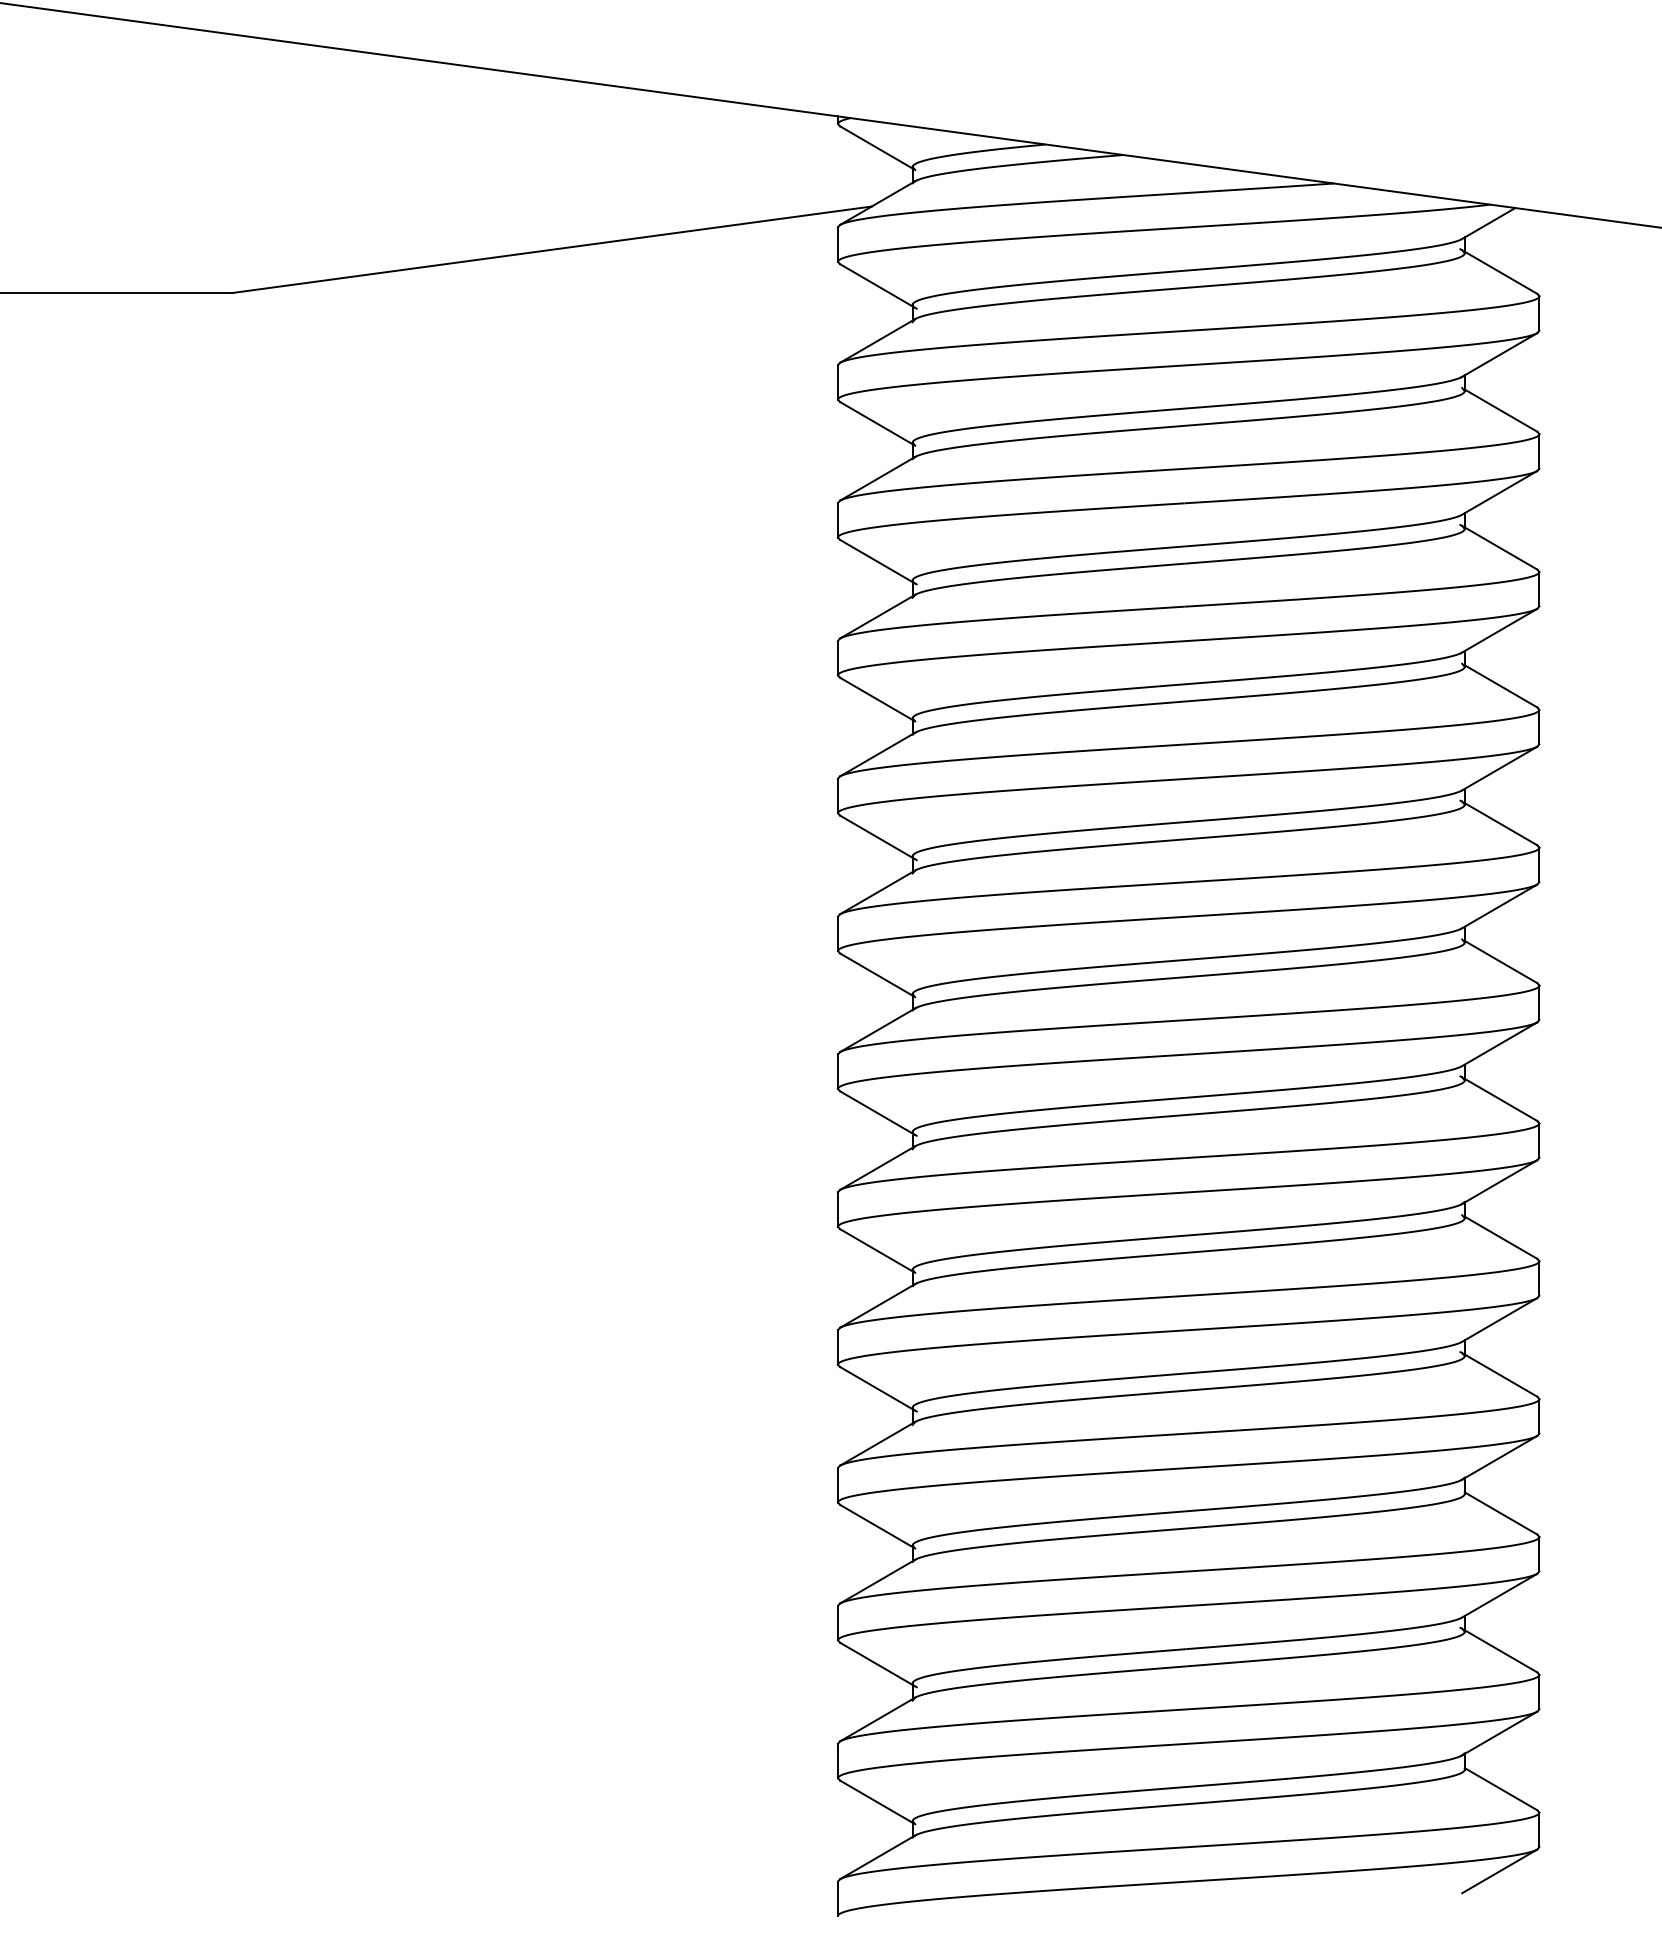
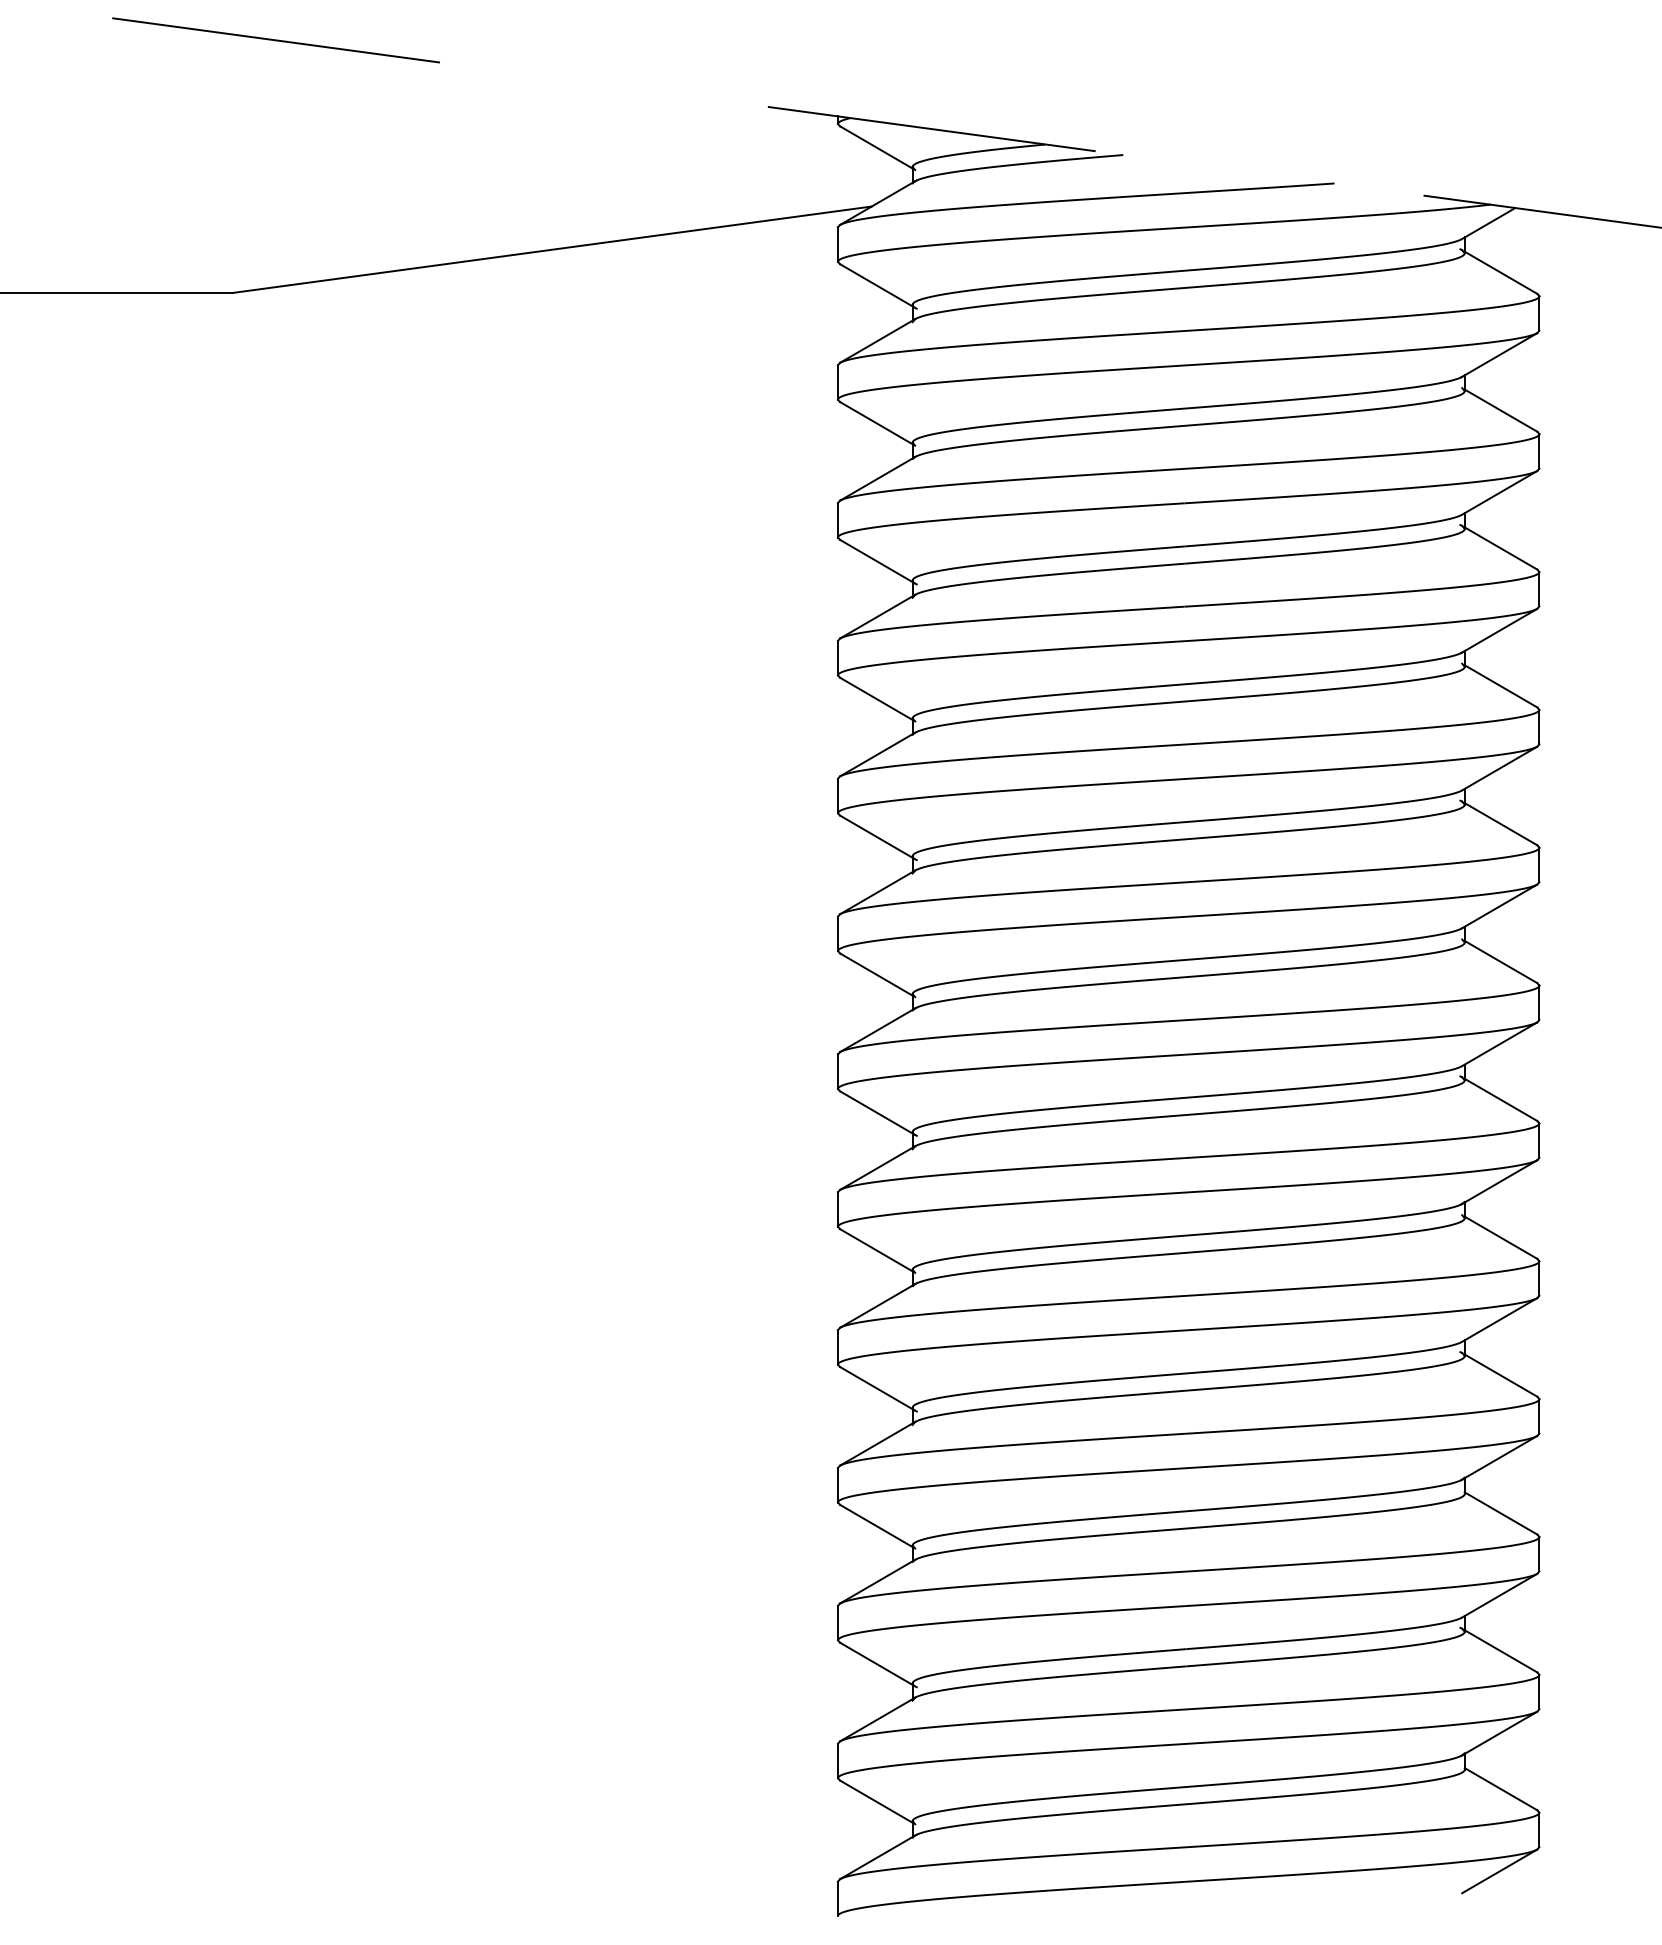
line: solid -> dashed (831, 115)
